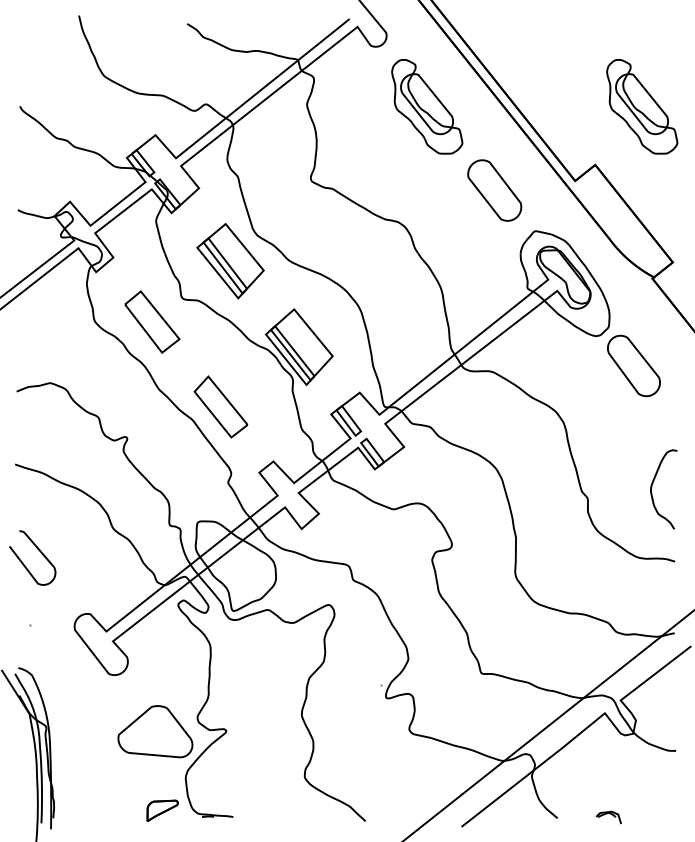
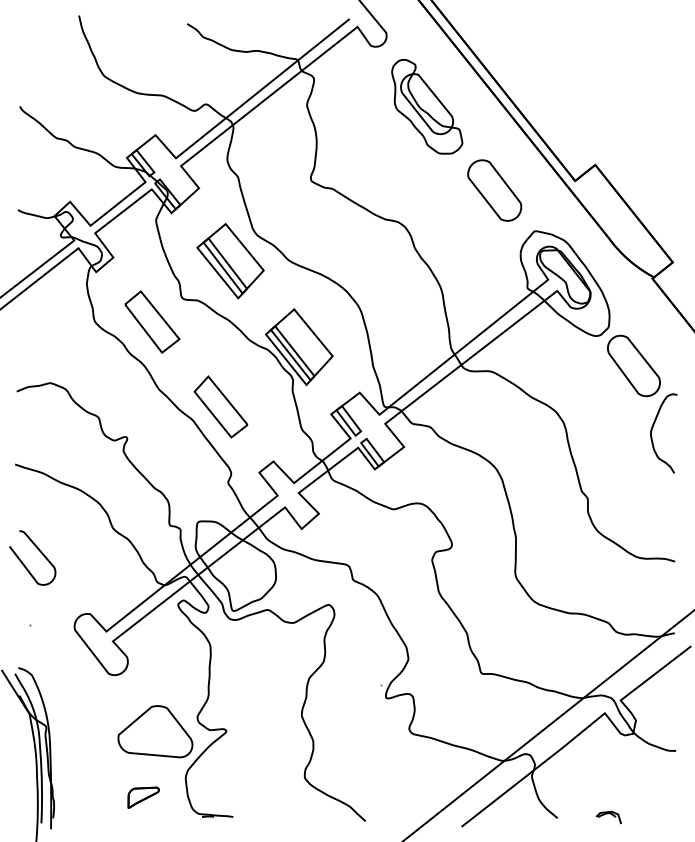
part: present -> none (642, 106)
curve position: (652, 487) -> (652, 431) (652, 431)
part position: (162, 810) -> (143, 797) (143, 797)
